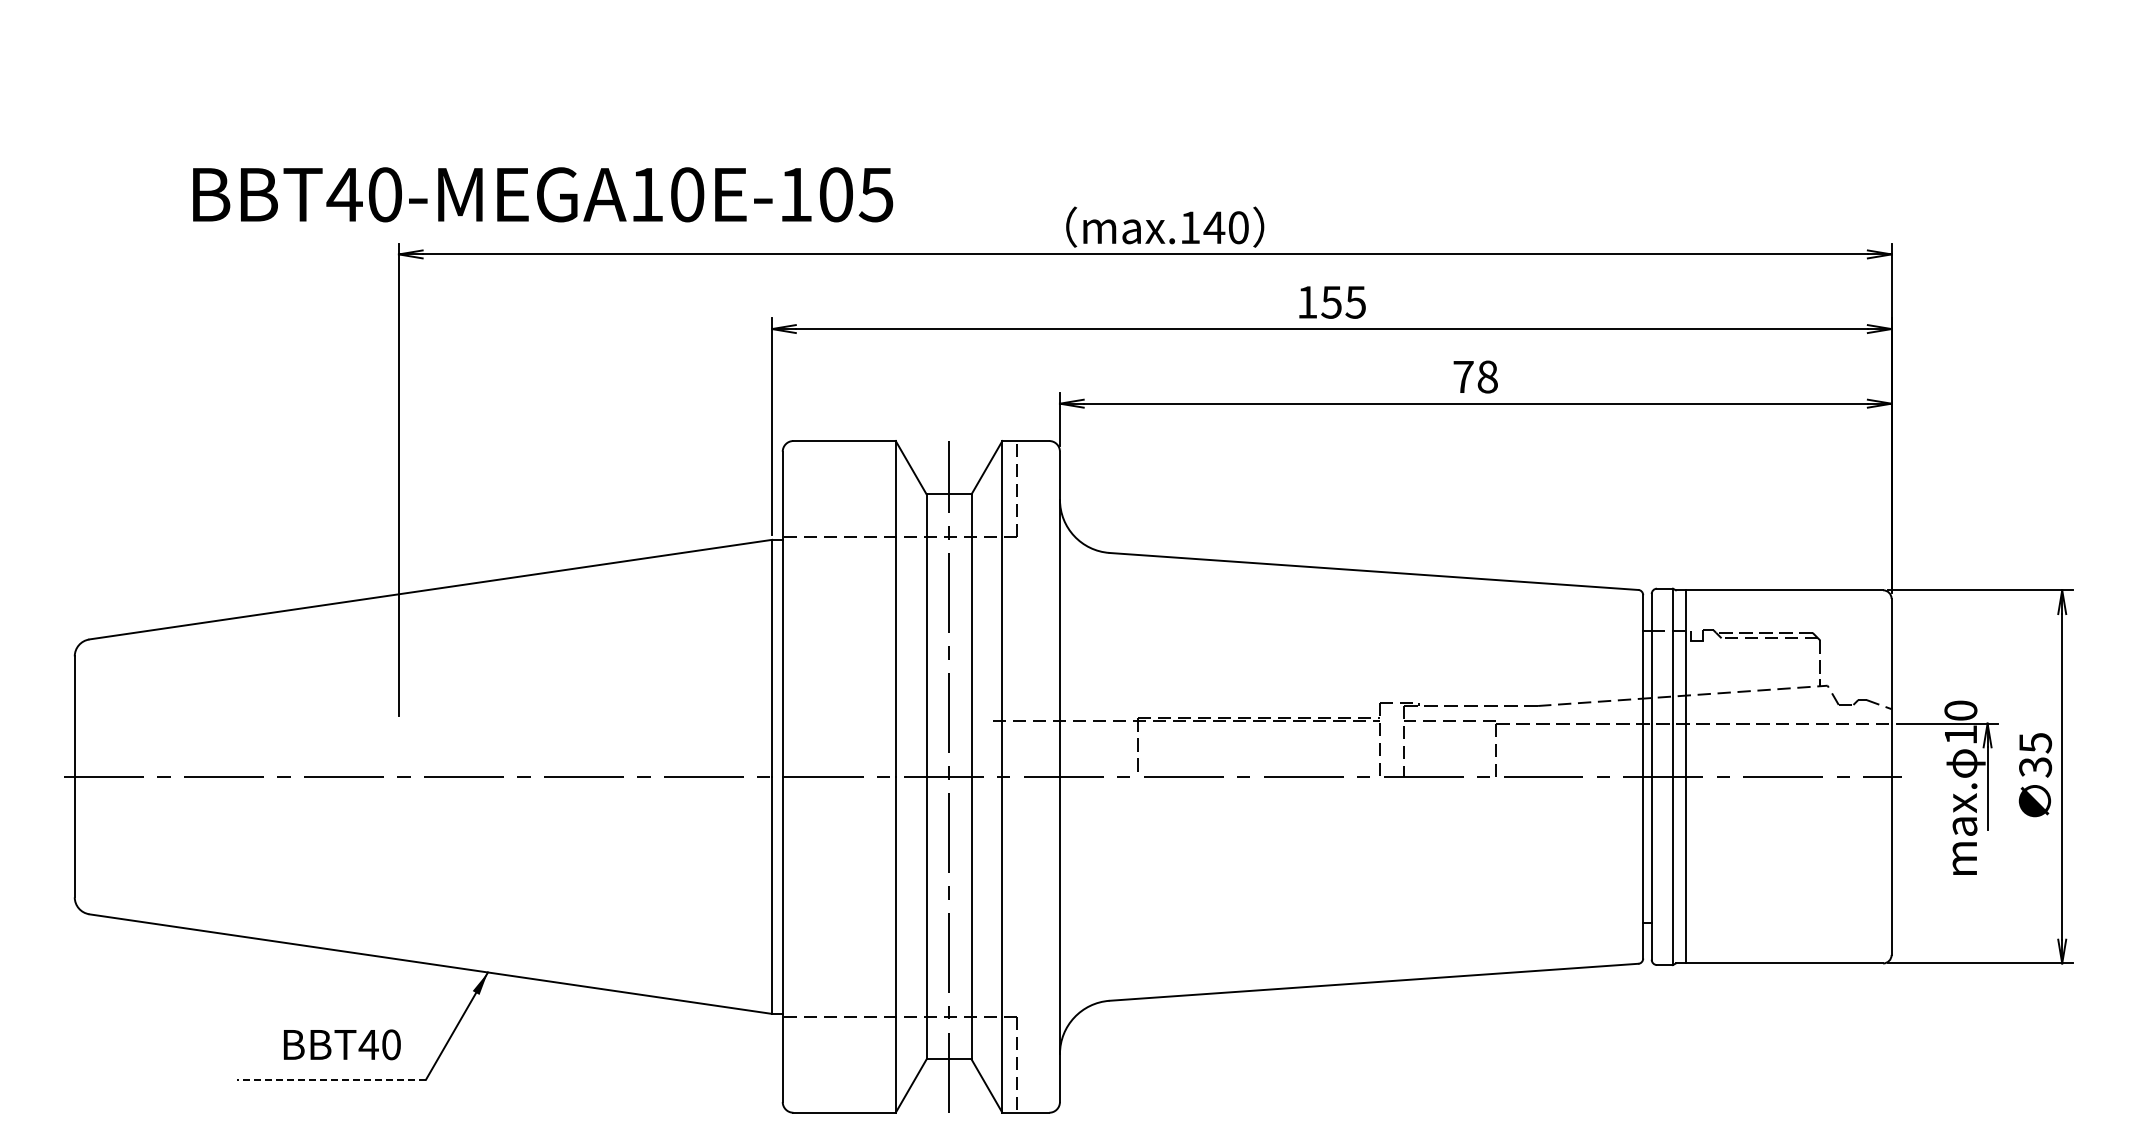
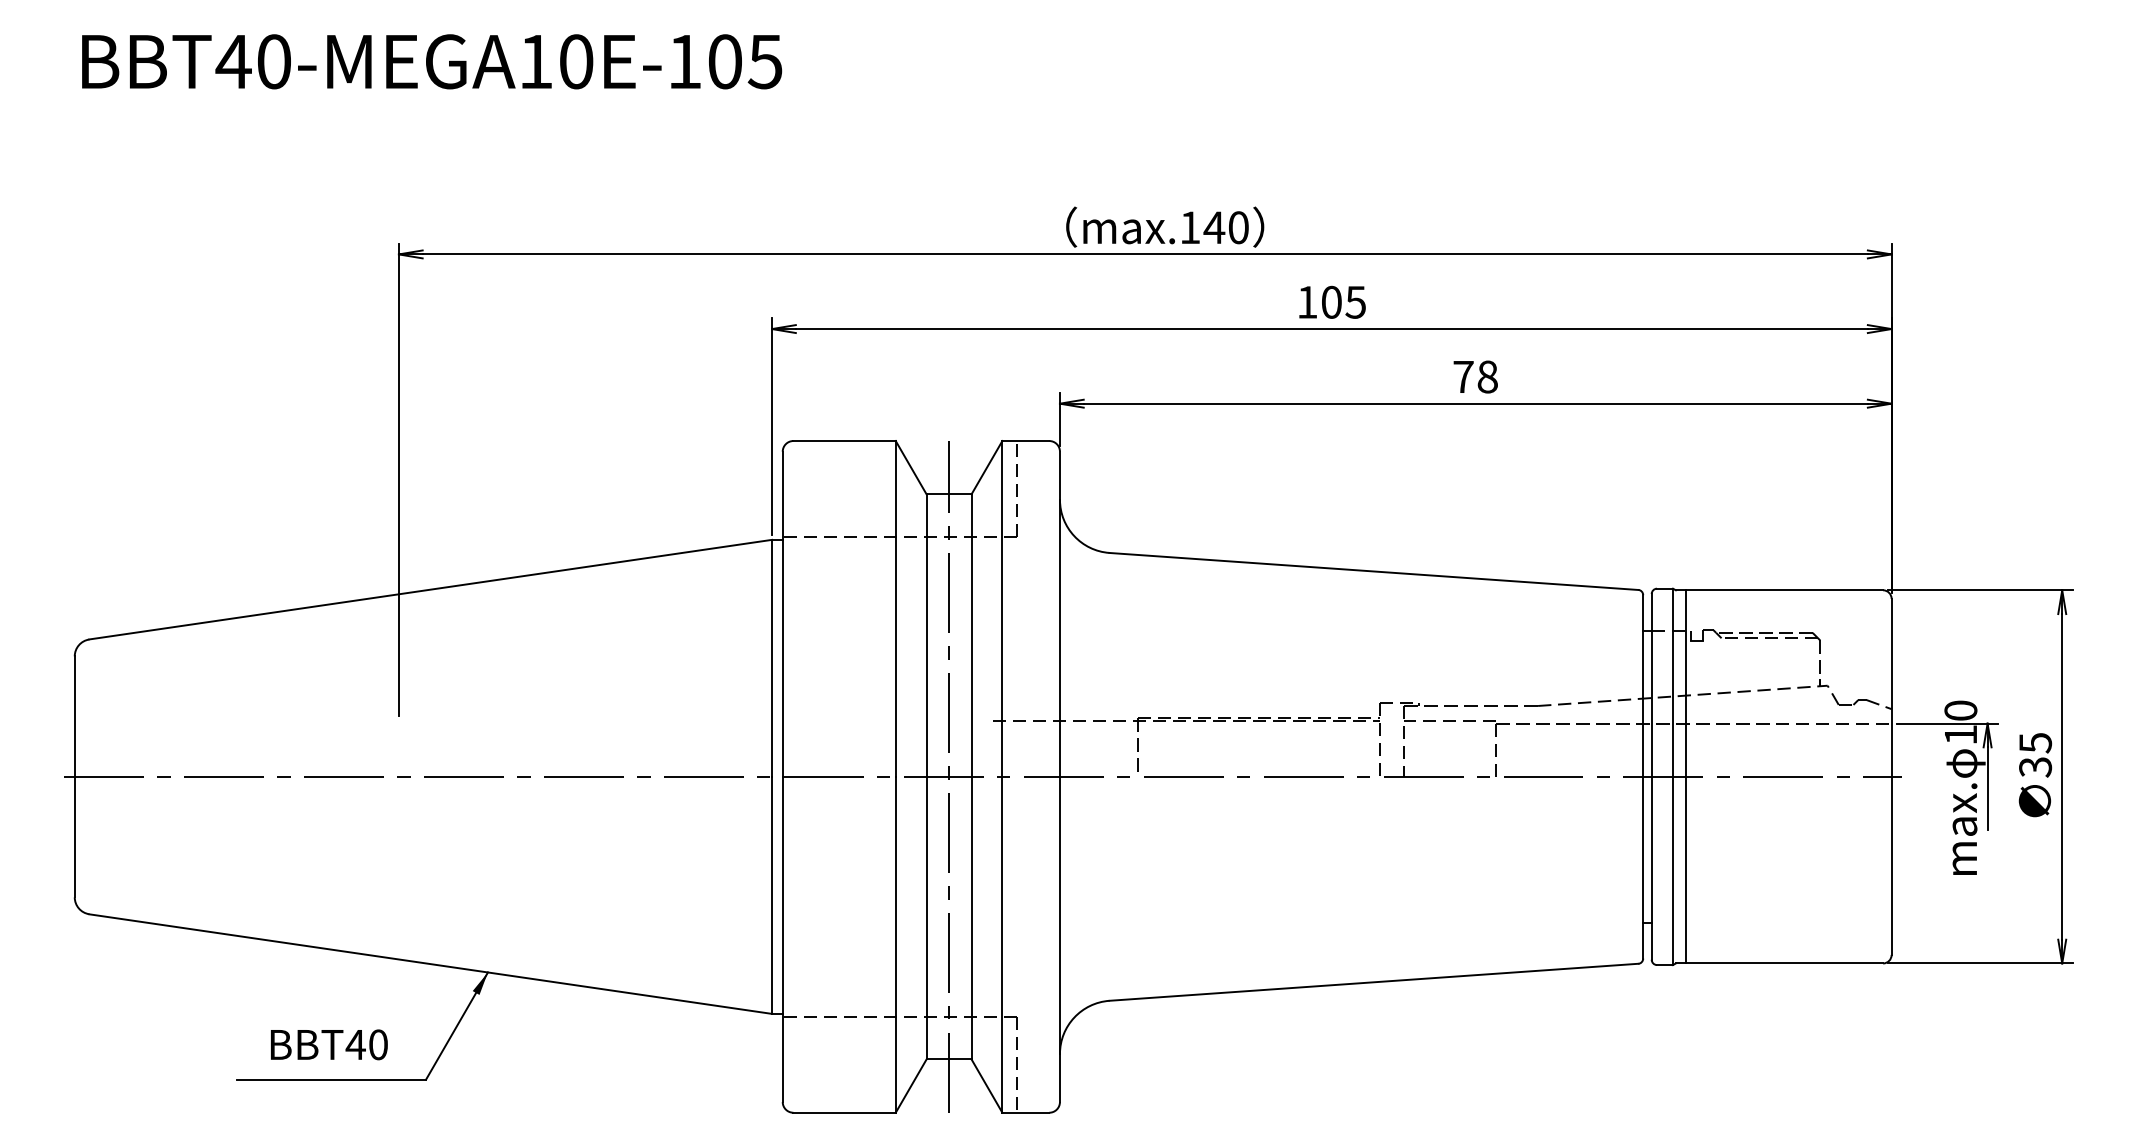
text position: (543, 194) -> (432, 61) (432, 61)
text: 155 -> 105 (1331, 301)
text position: (342, 1044) -> (329, 1044) (329, 1044)
line: dashed -> solid (331, 1079)
